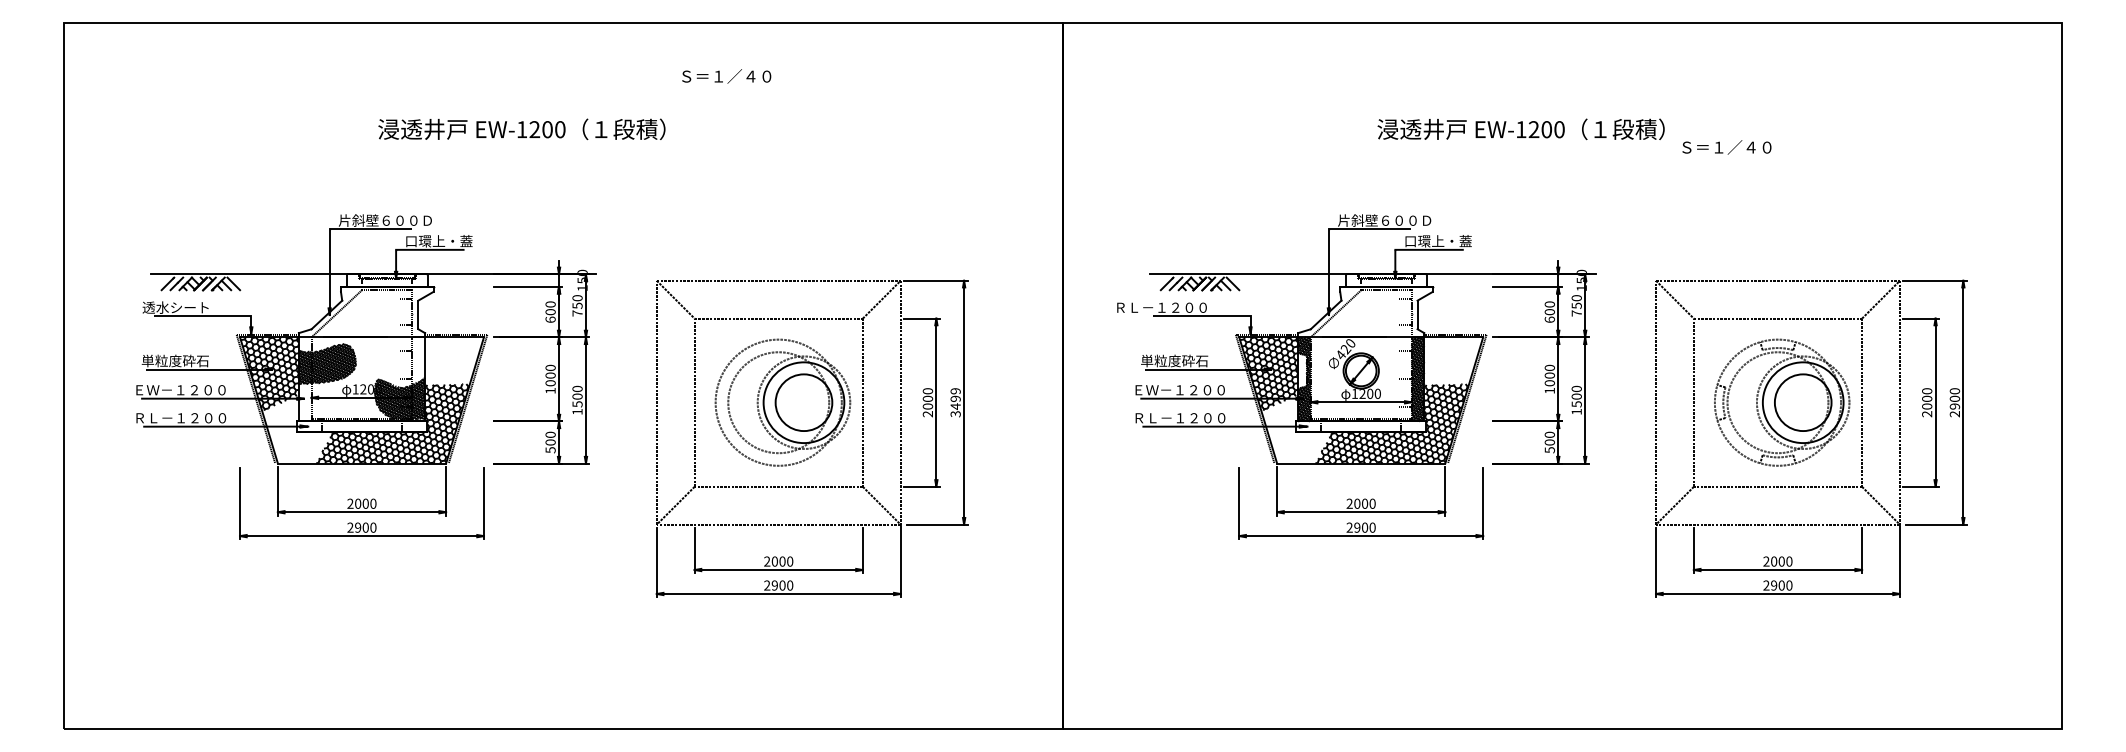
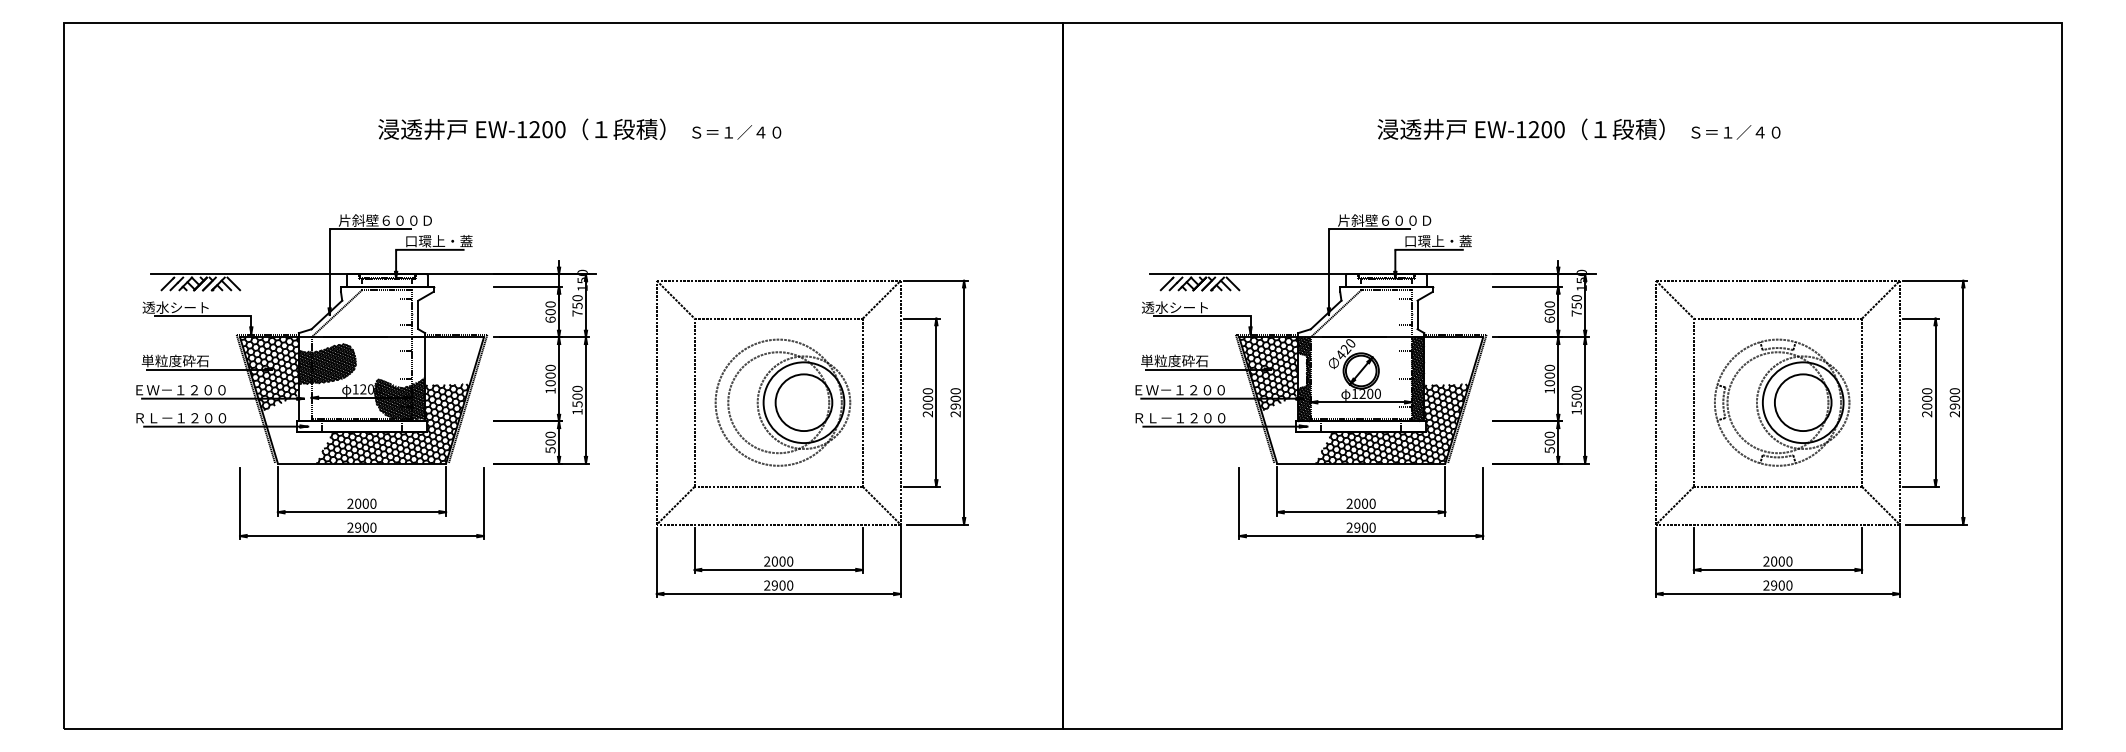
text position: (726, 76) -> (736, 132) (736, 132)
text position: (1726, 147) -> (1735, 132) (1735, 132)
text: ＲＬ－１２００ -> 透水シート (1162, 307)
text: 3499 -> 2900 (955, 402)
